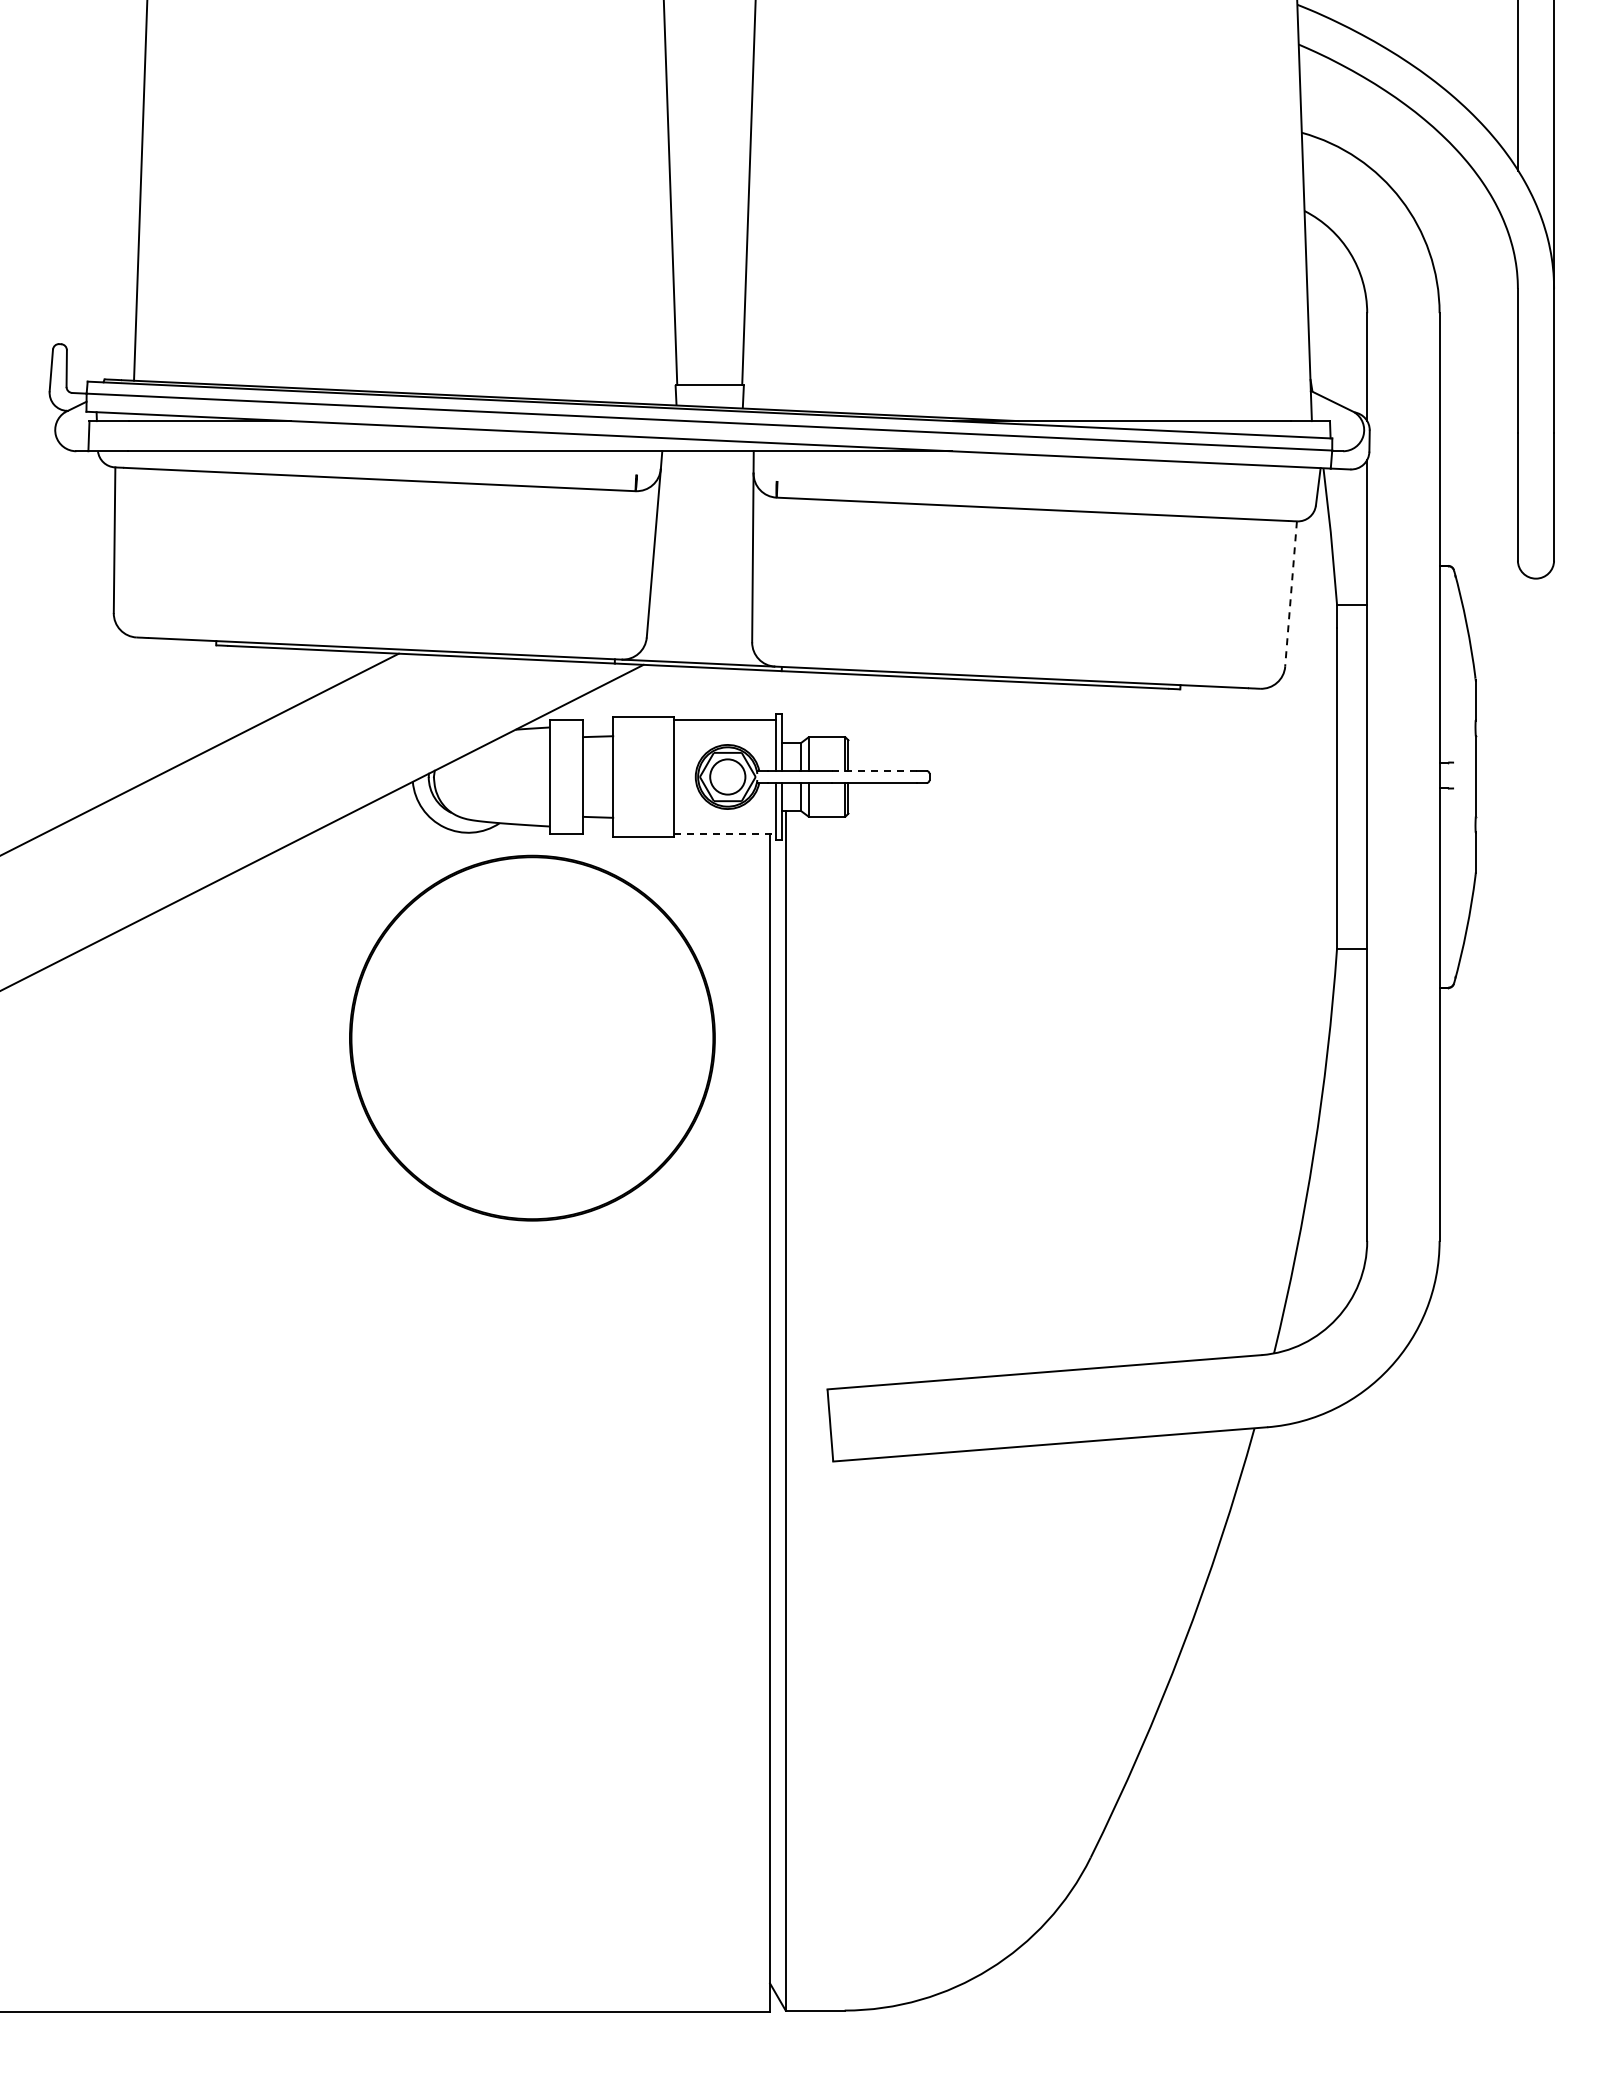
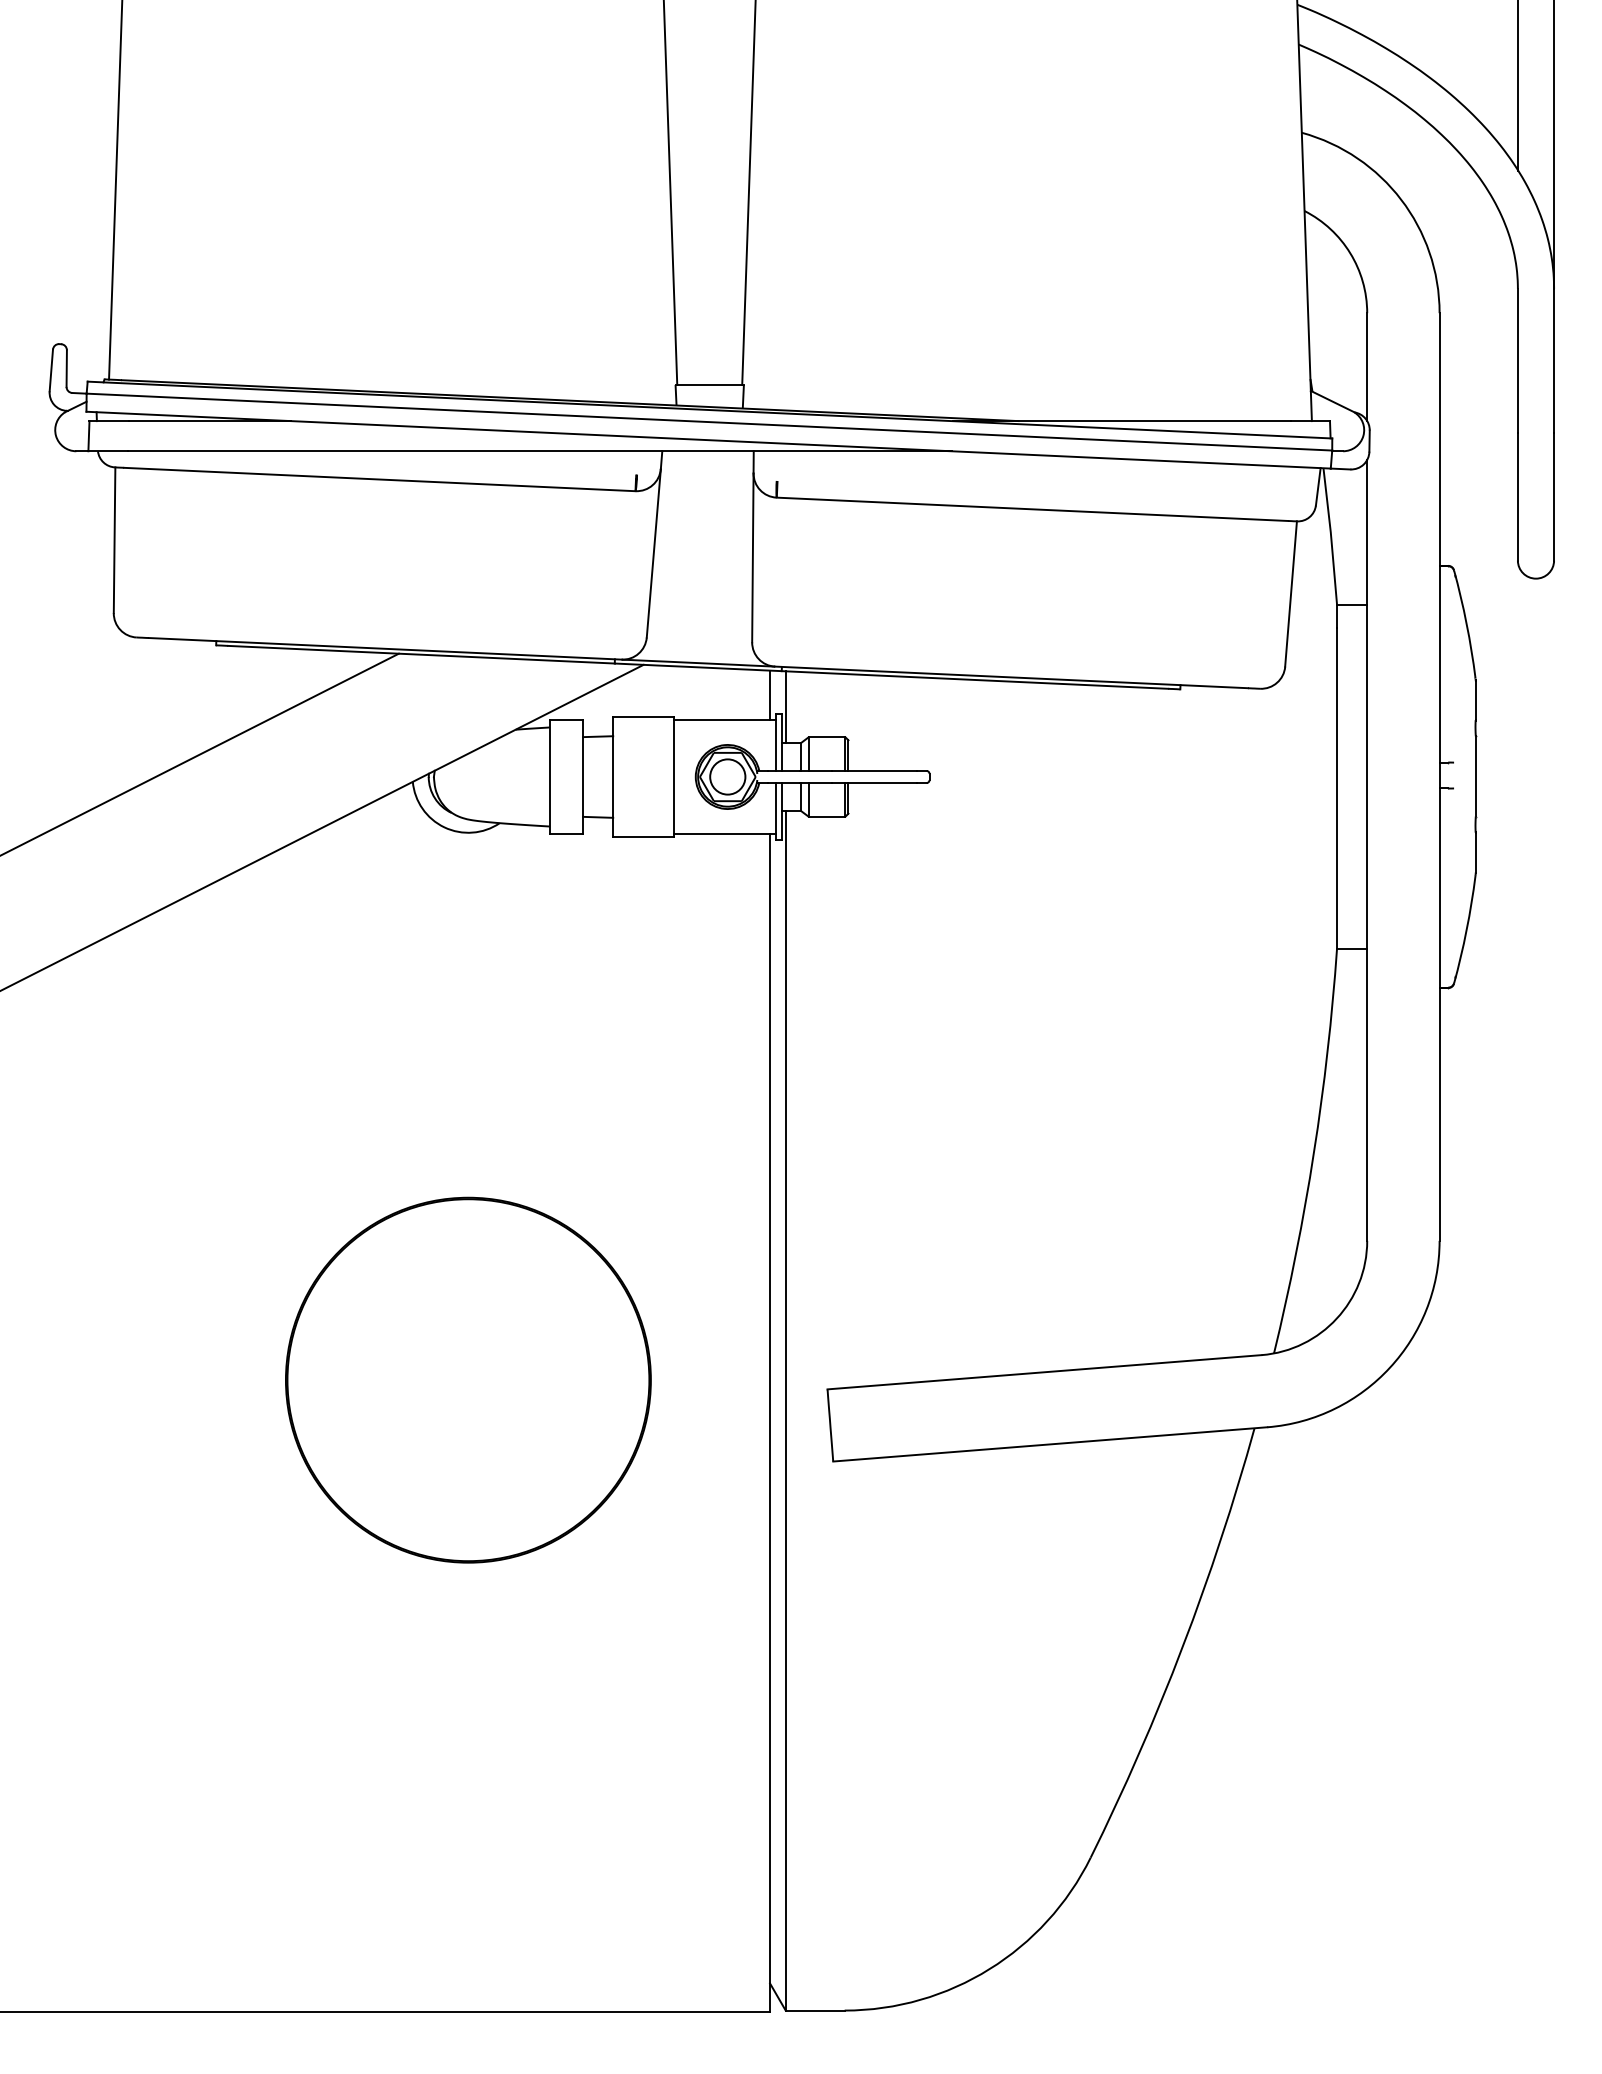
line position: (140, 191) -> (115, 190) (115, 190)
line: dashed -> solid (1291, 593)
line: none -> present (770, 694)
line: none -> present (785, 706)
line: dashed -> solid (874, 770)
line: dashed -> solid (725, 834)
part position: (532, 1037) -> (468, 1379) (468, 1379)
